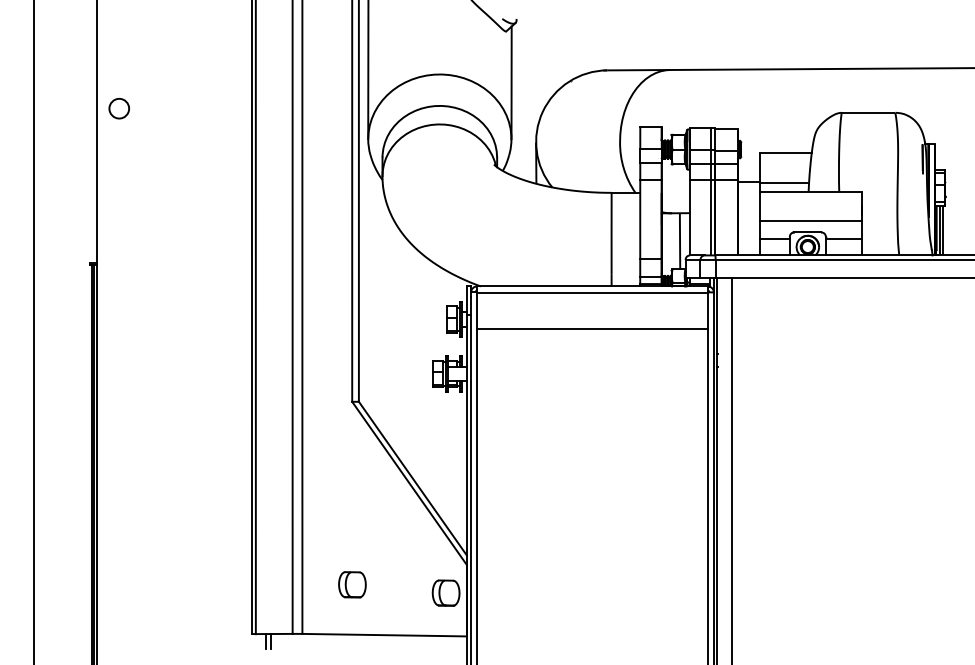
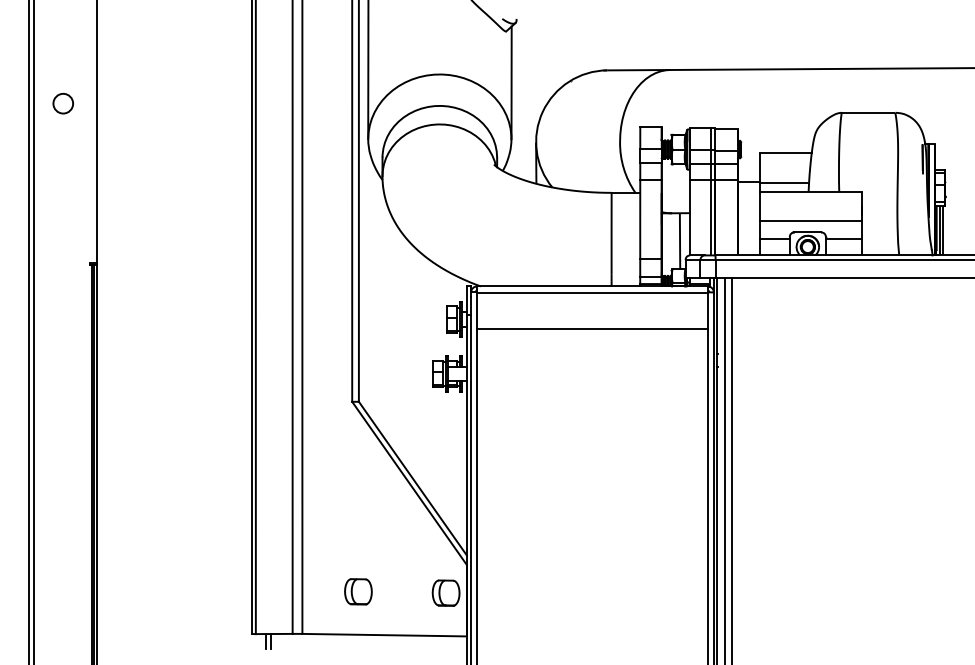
circle position: (118, 108) -> (62, 103) (62, 103)
line: none -> present (29, 331)
line: none -> present (724, 469)
part position: (352, 584) -> (358, 591) (358, 591)
